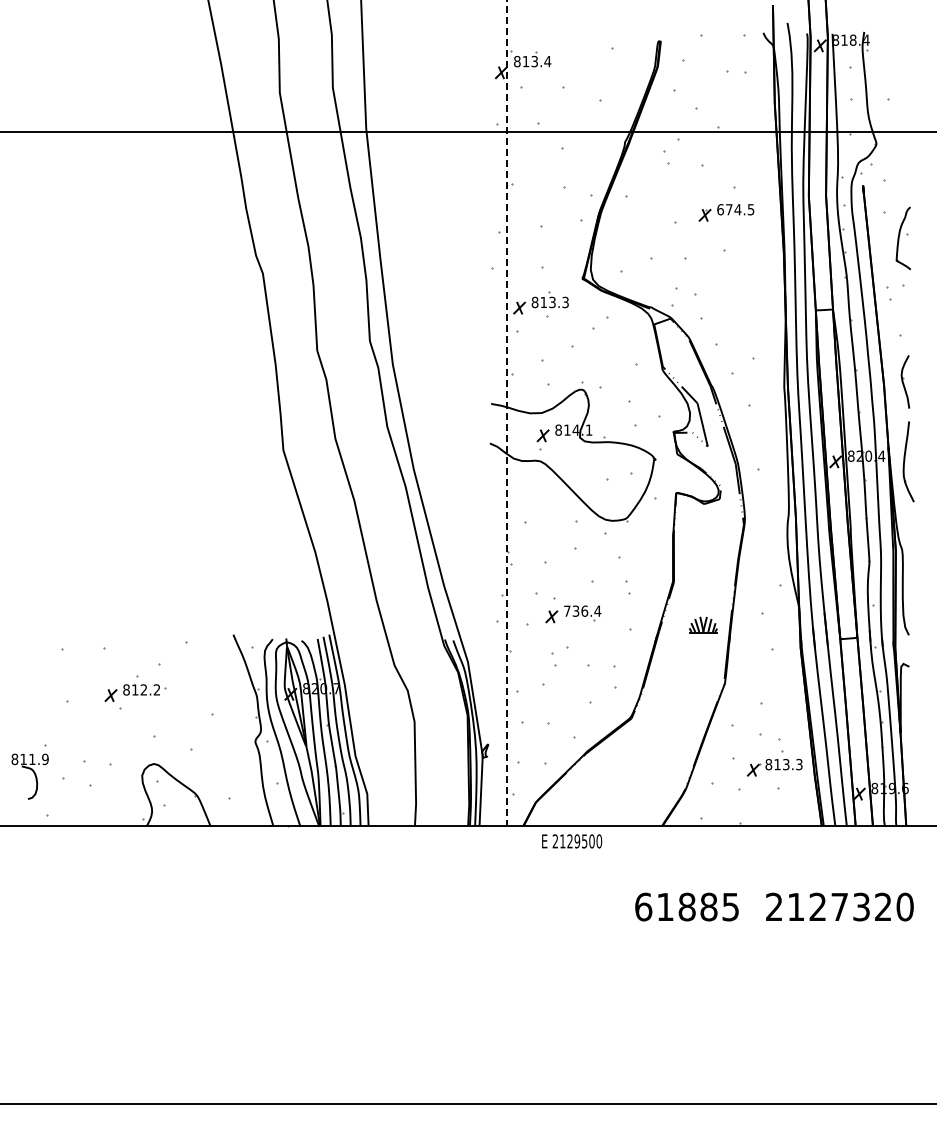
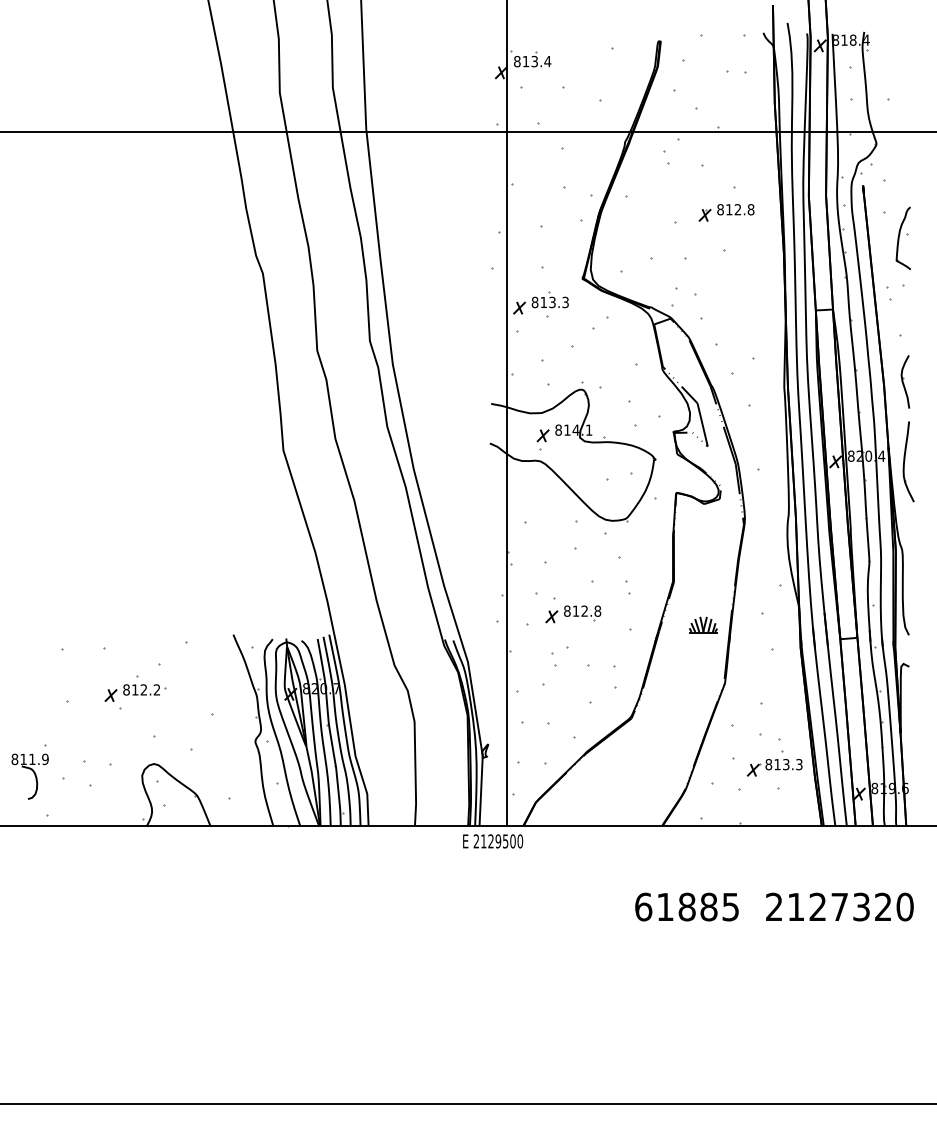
text: 674.5 -> 812.8 (735, 209)
line: dashed -> solid (507, 413)
text: 736.4 -> 812.8 (582, 610)
text position: (572, 841) -> (493, 841) (493, 841)
